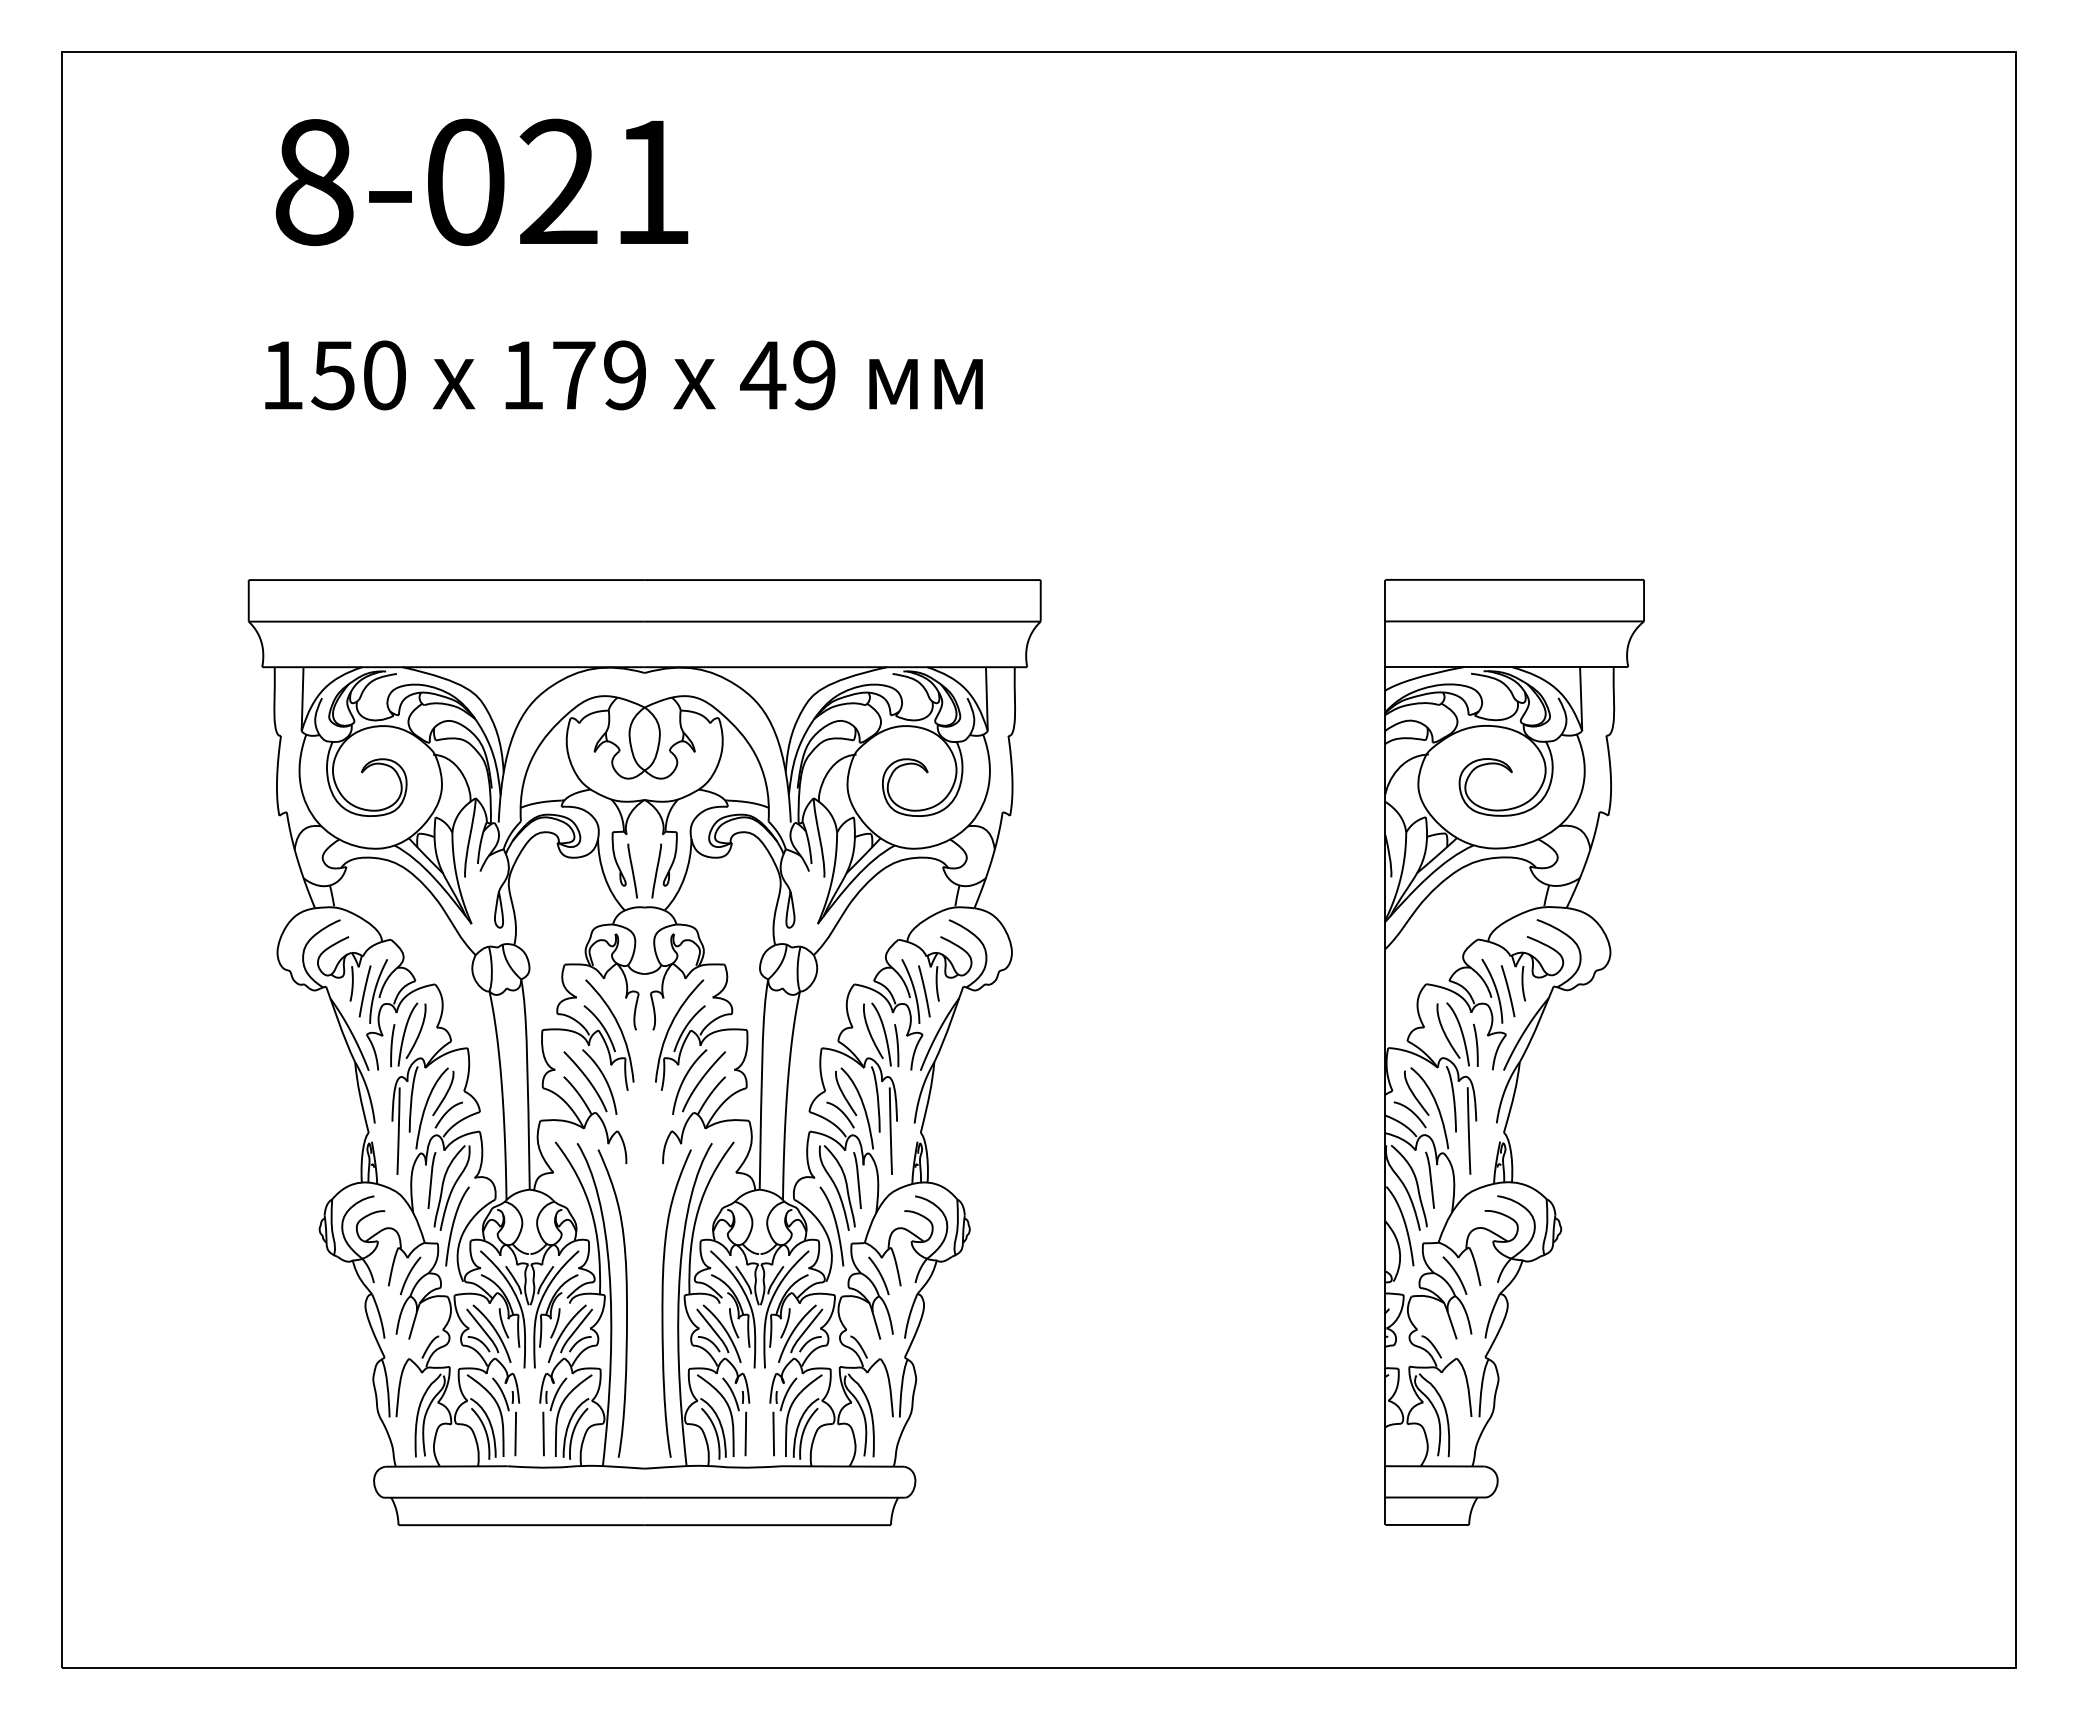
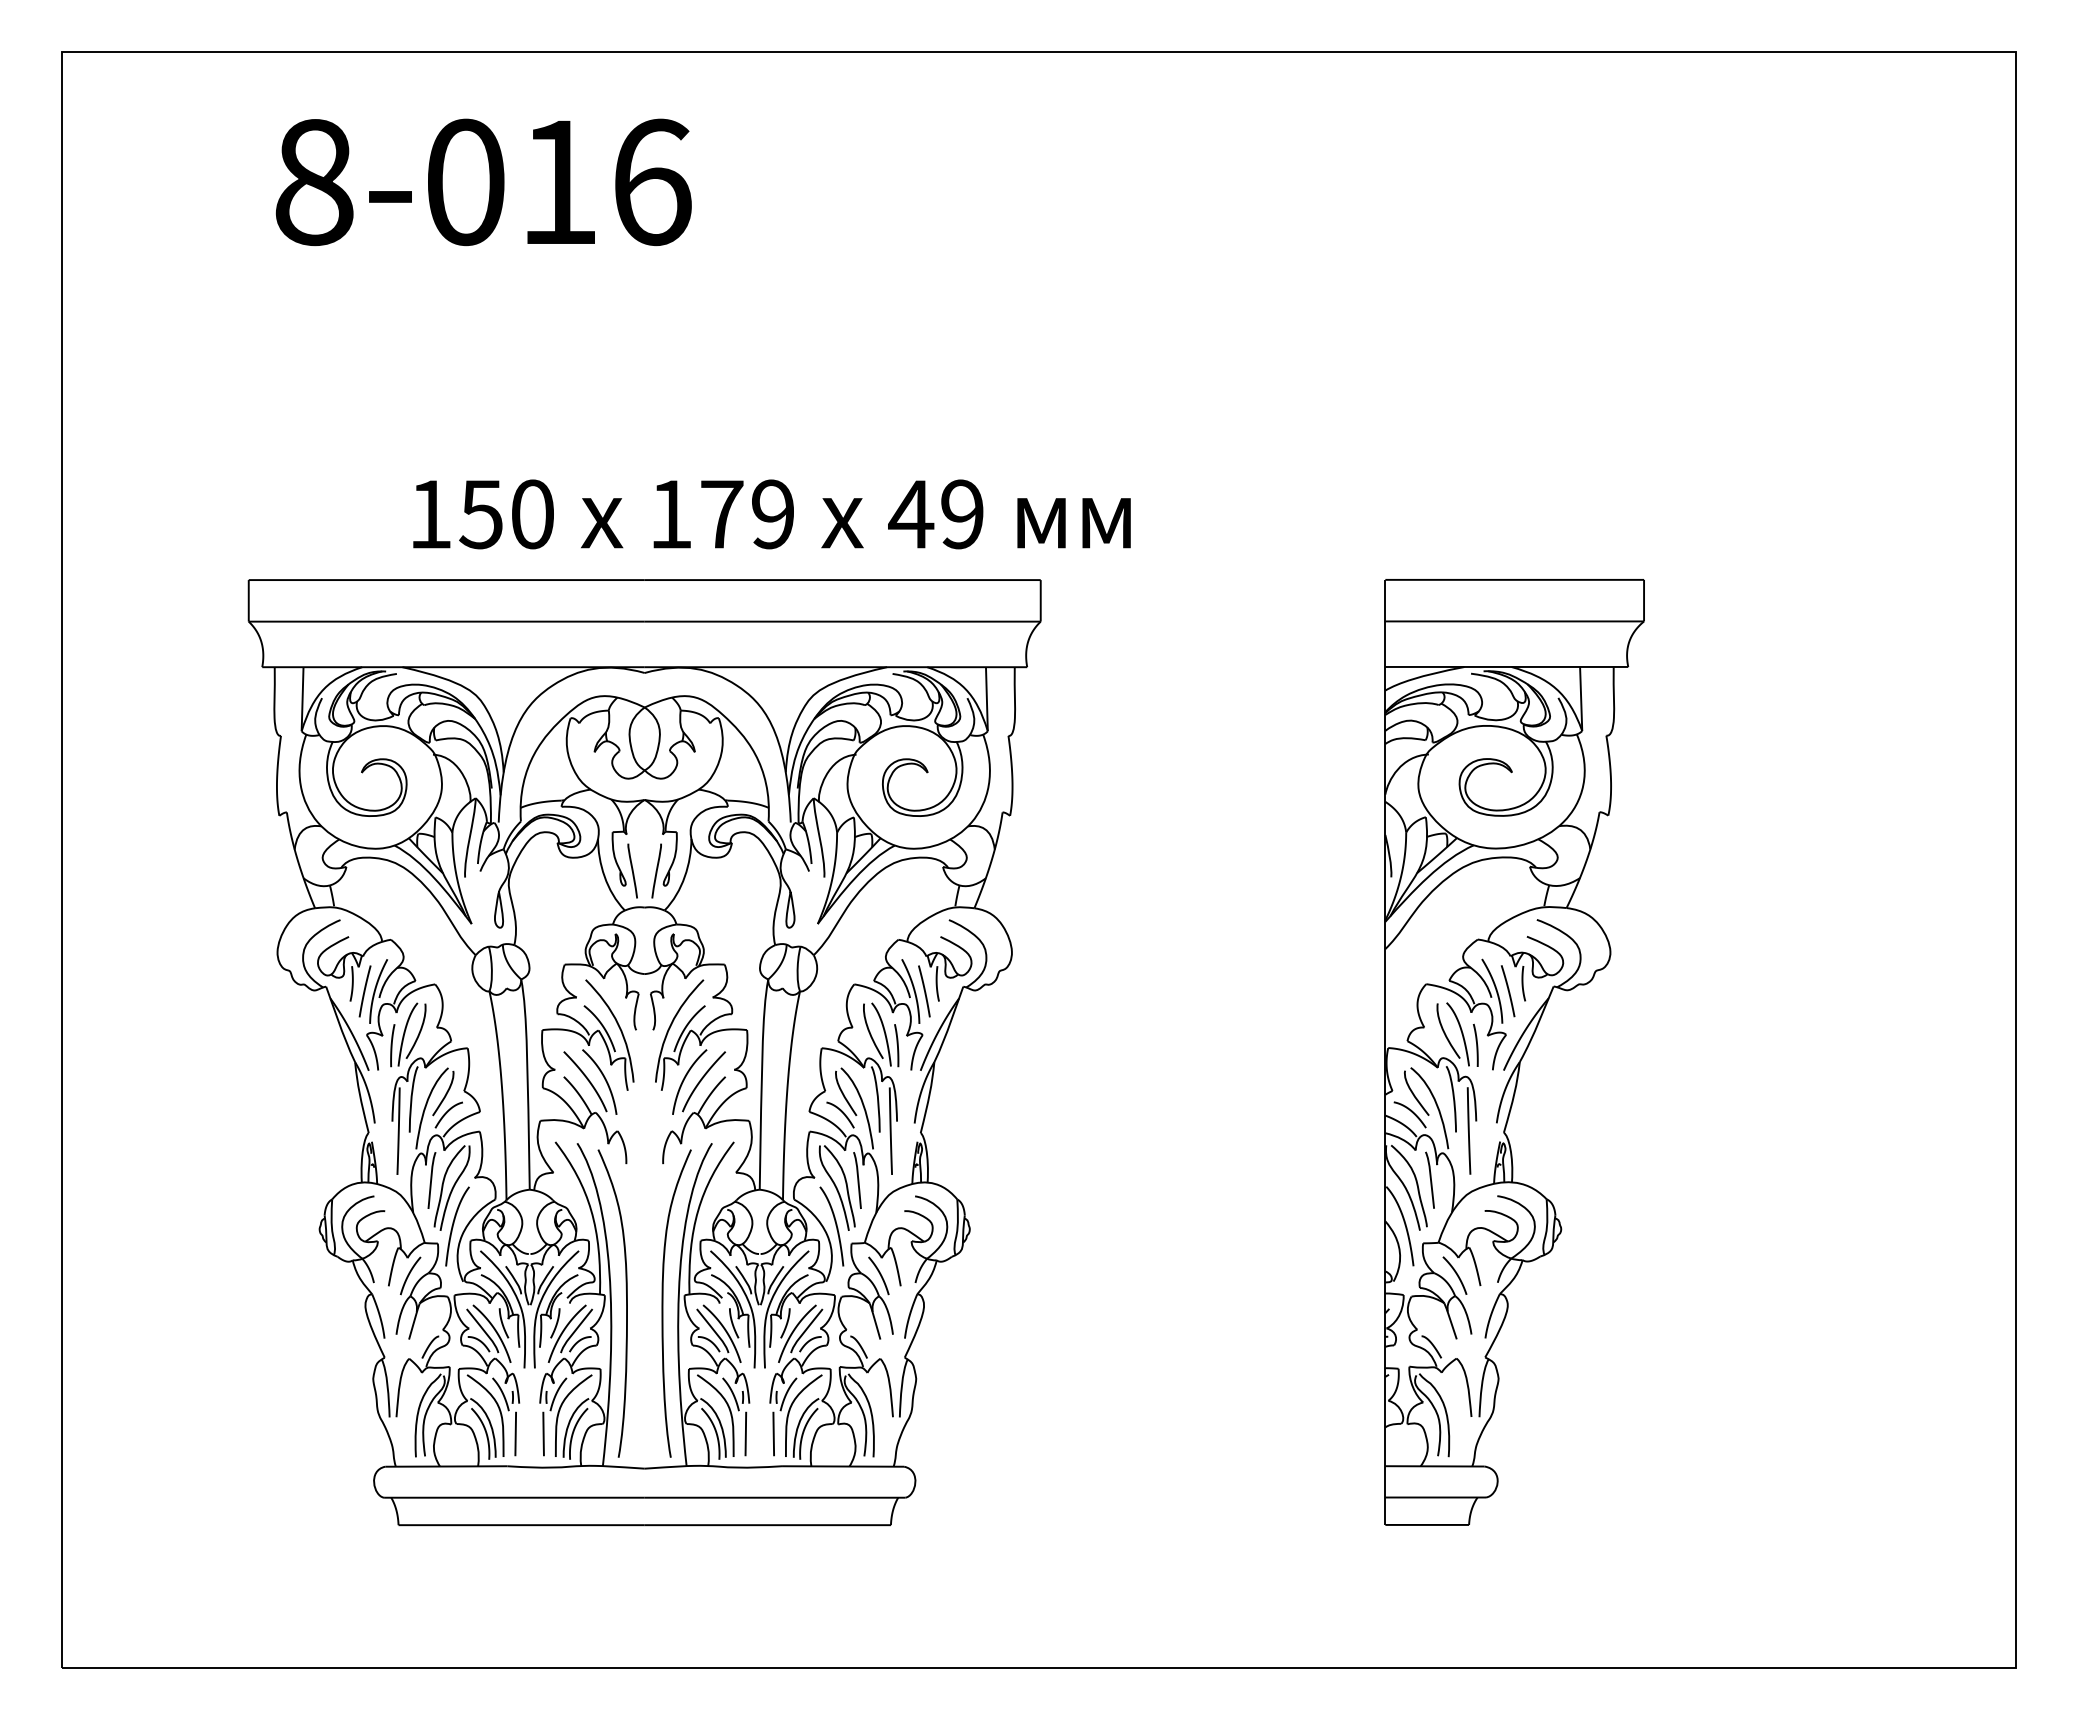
text: 8-021 -> 8-016 (605, 182)
text position: (623, 375) -> (771, 514) (771, 514)
